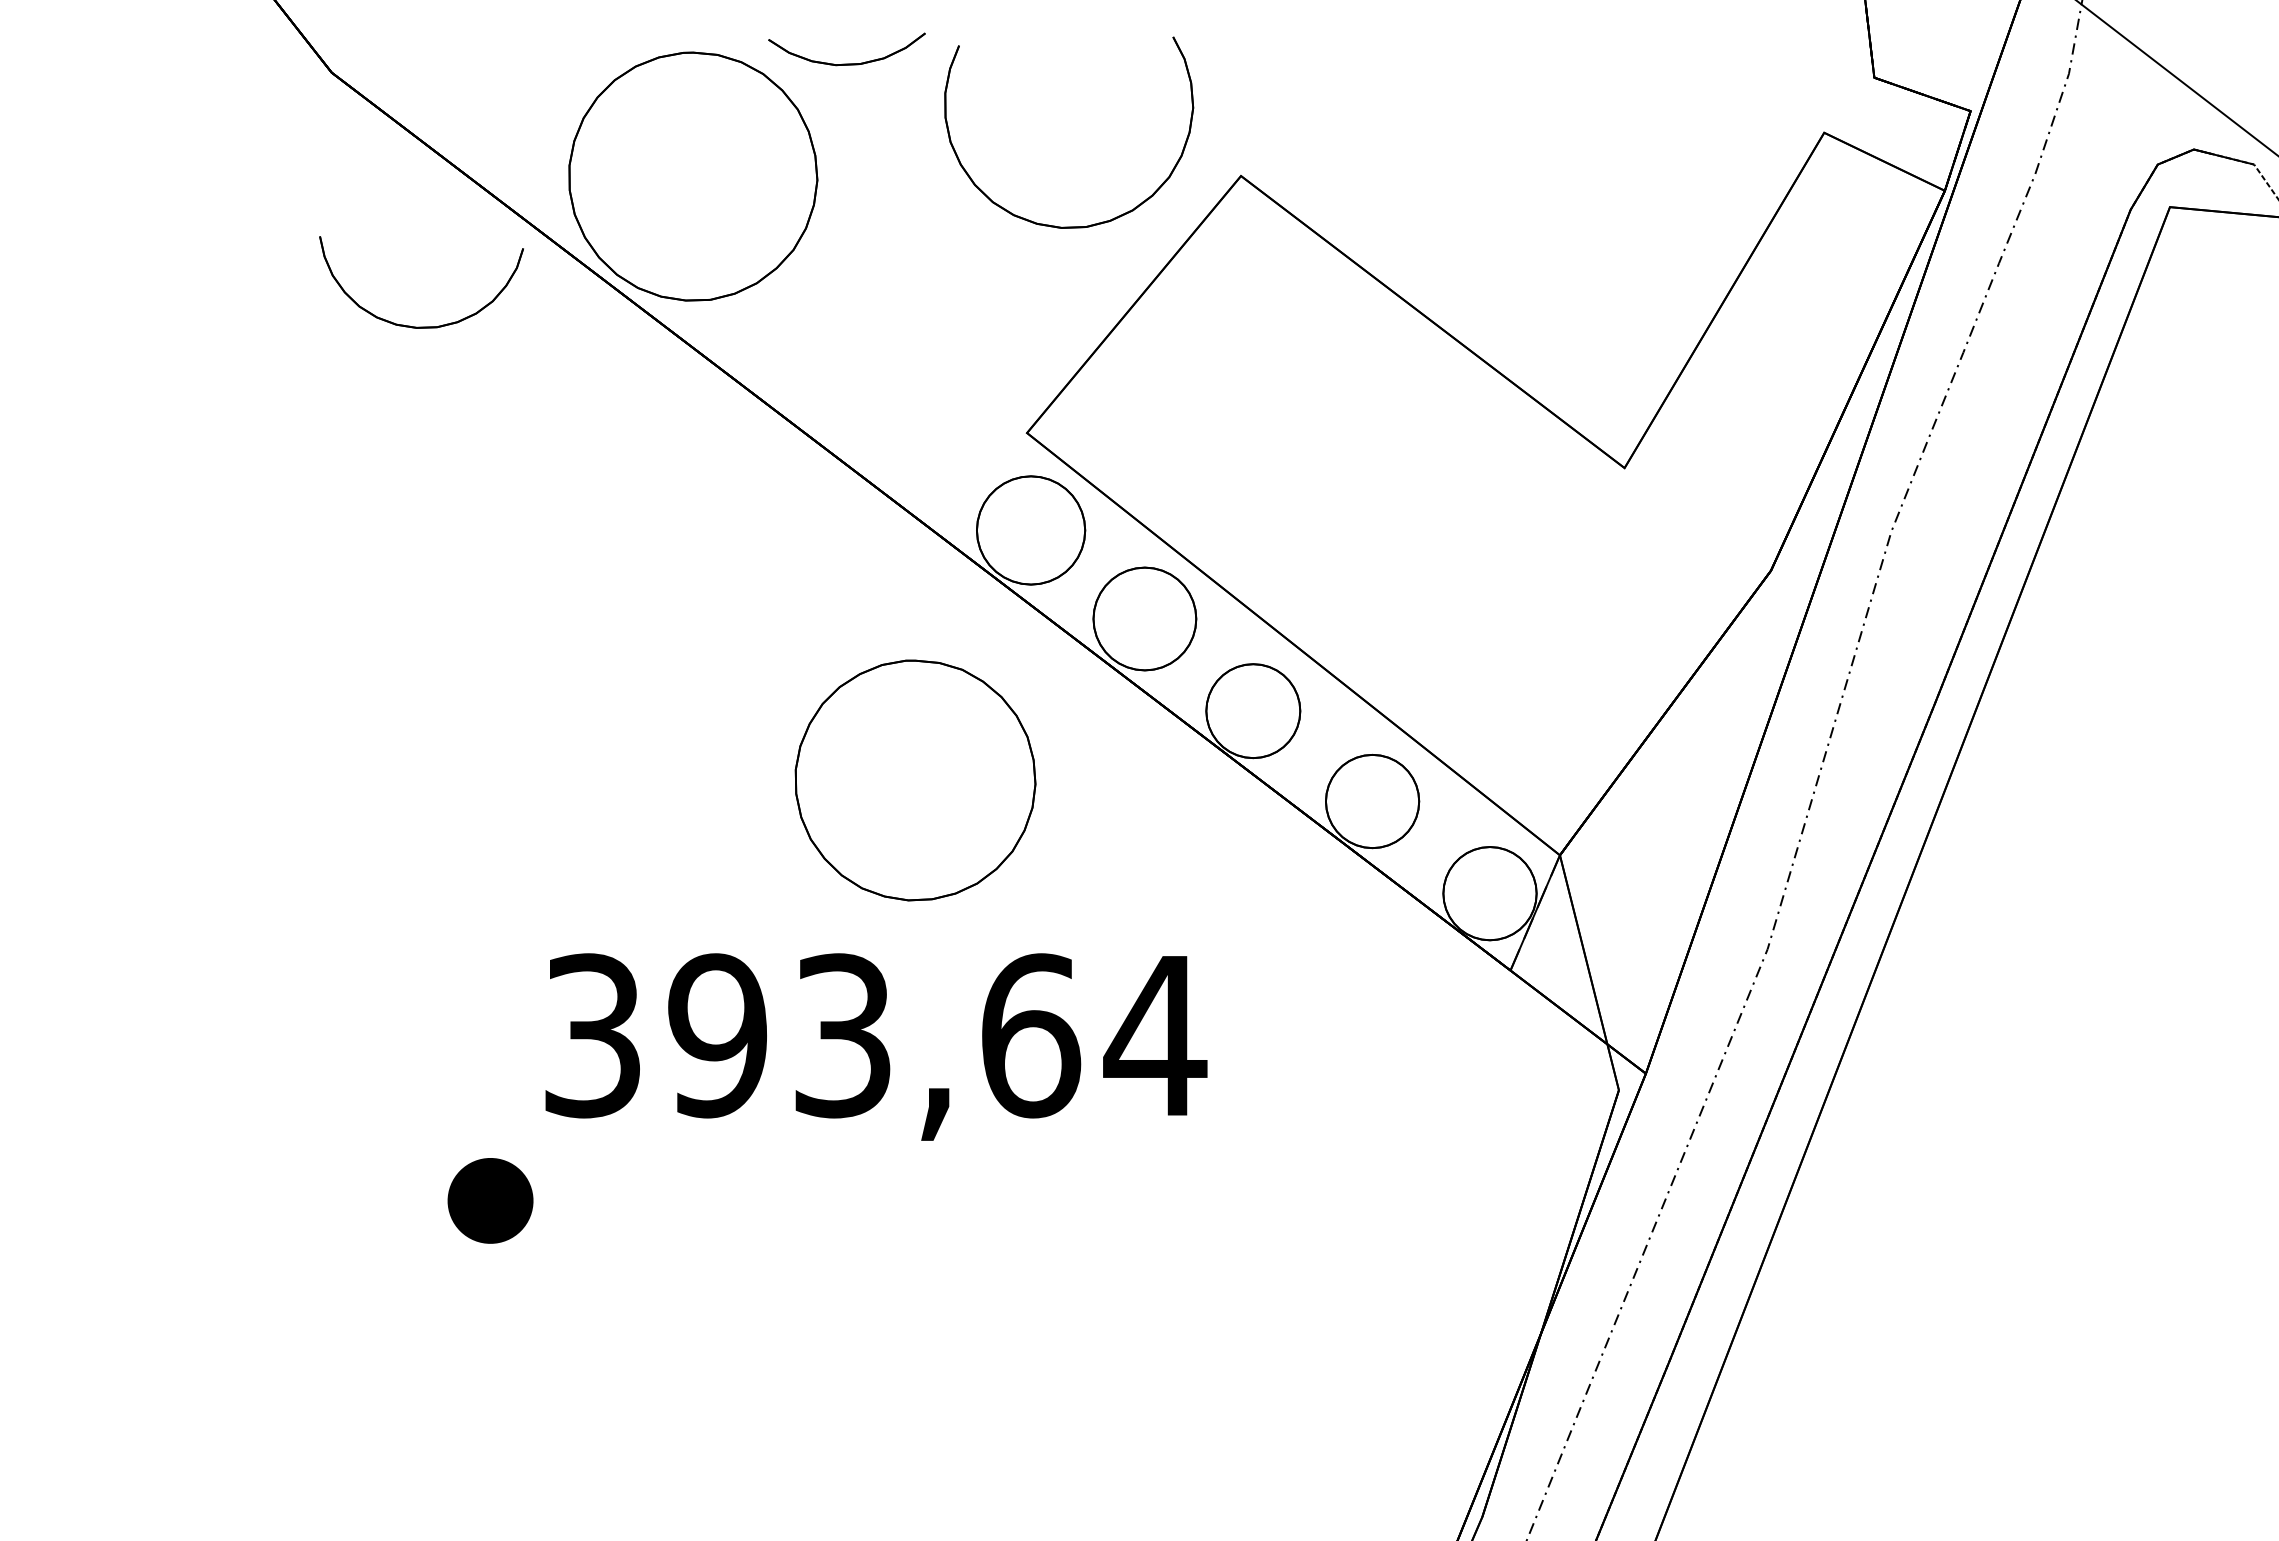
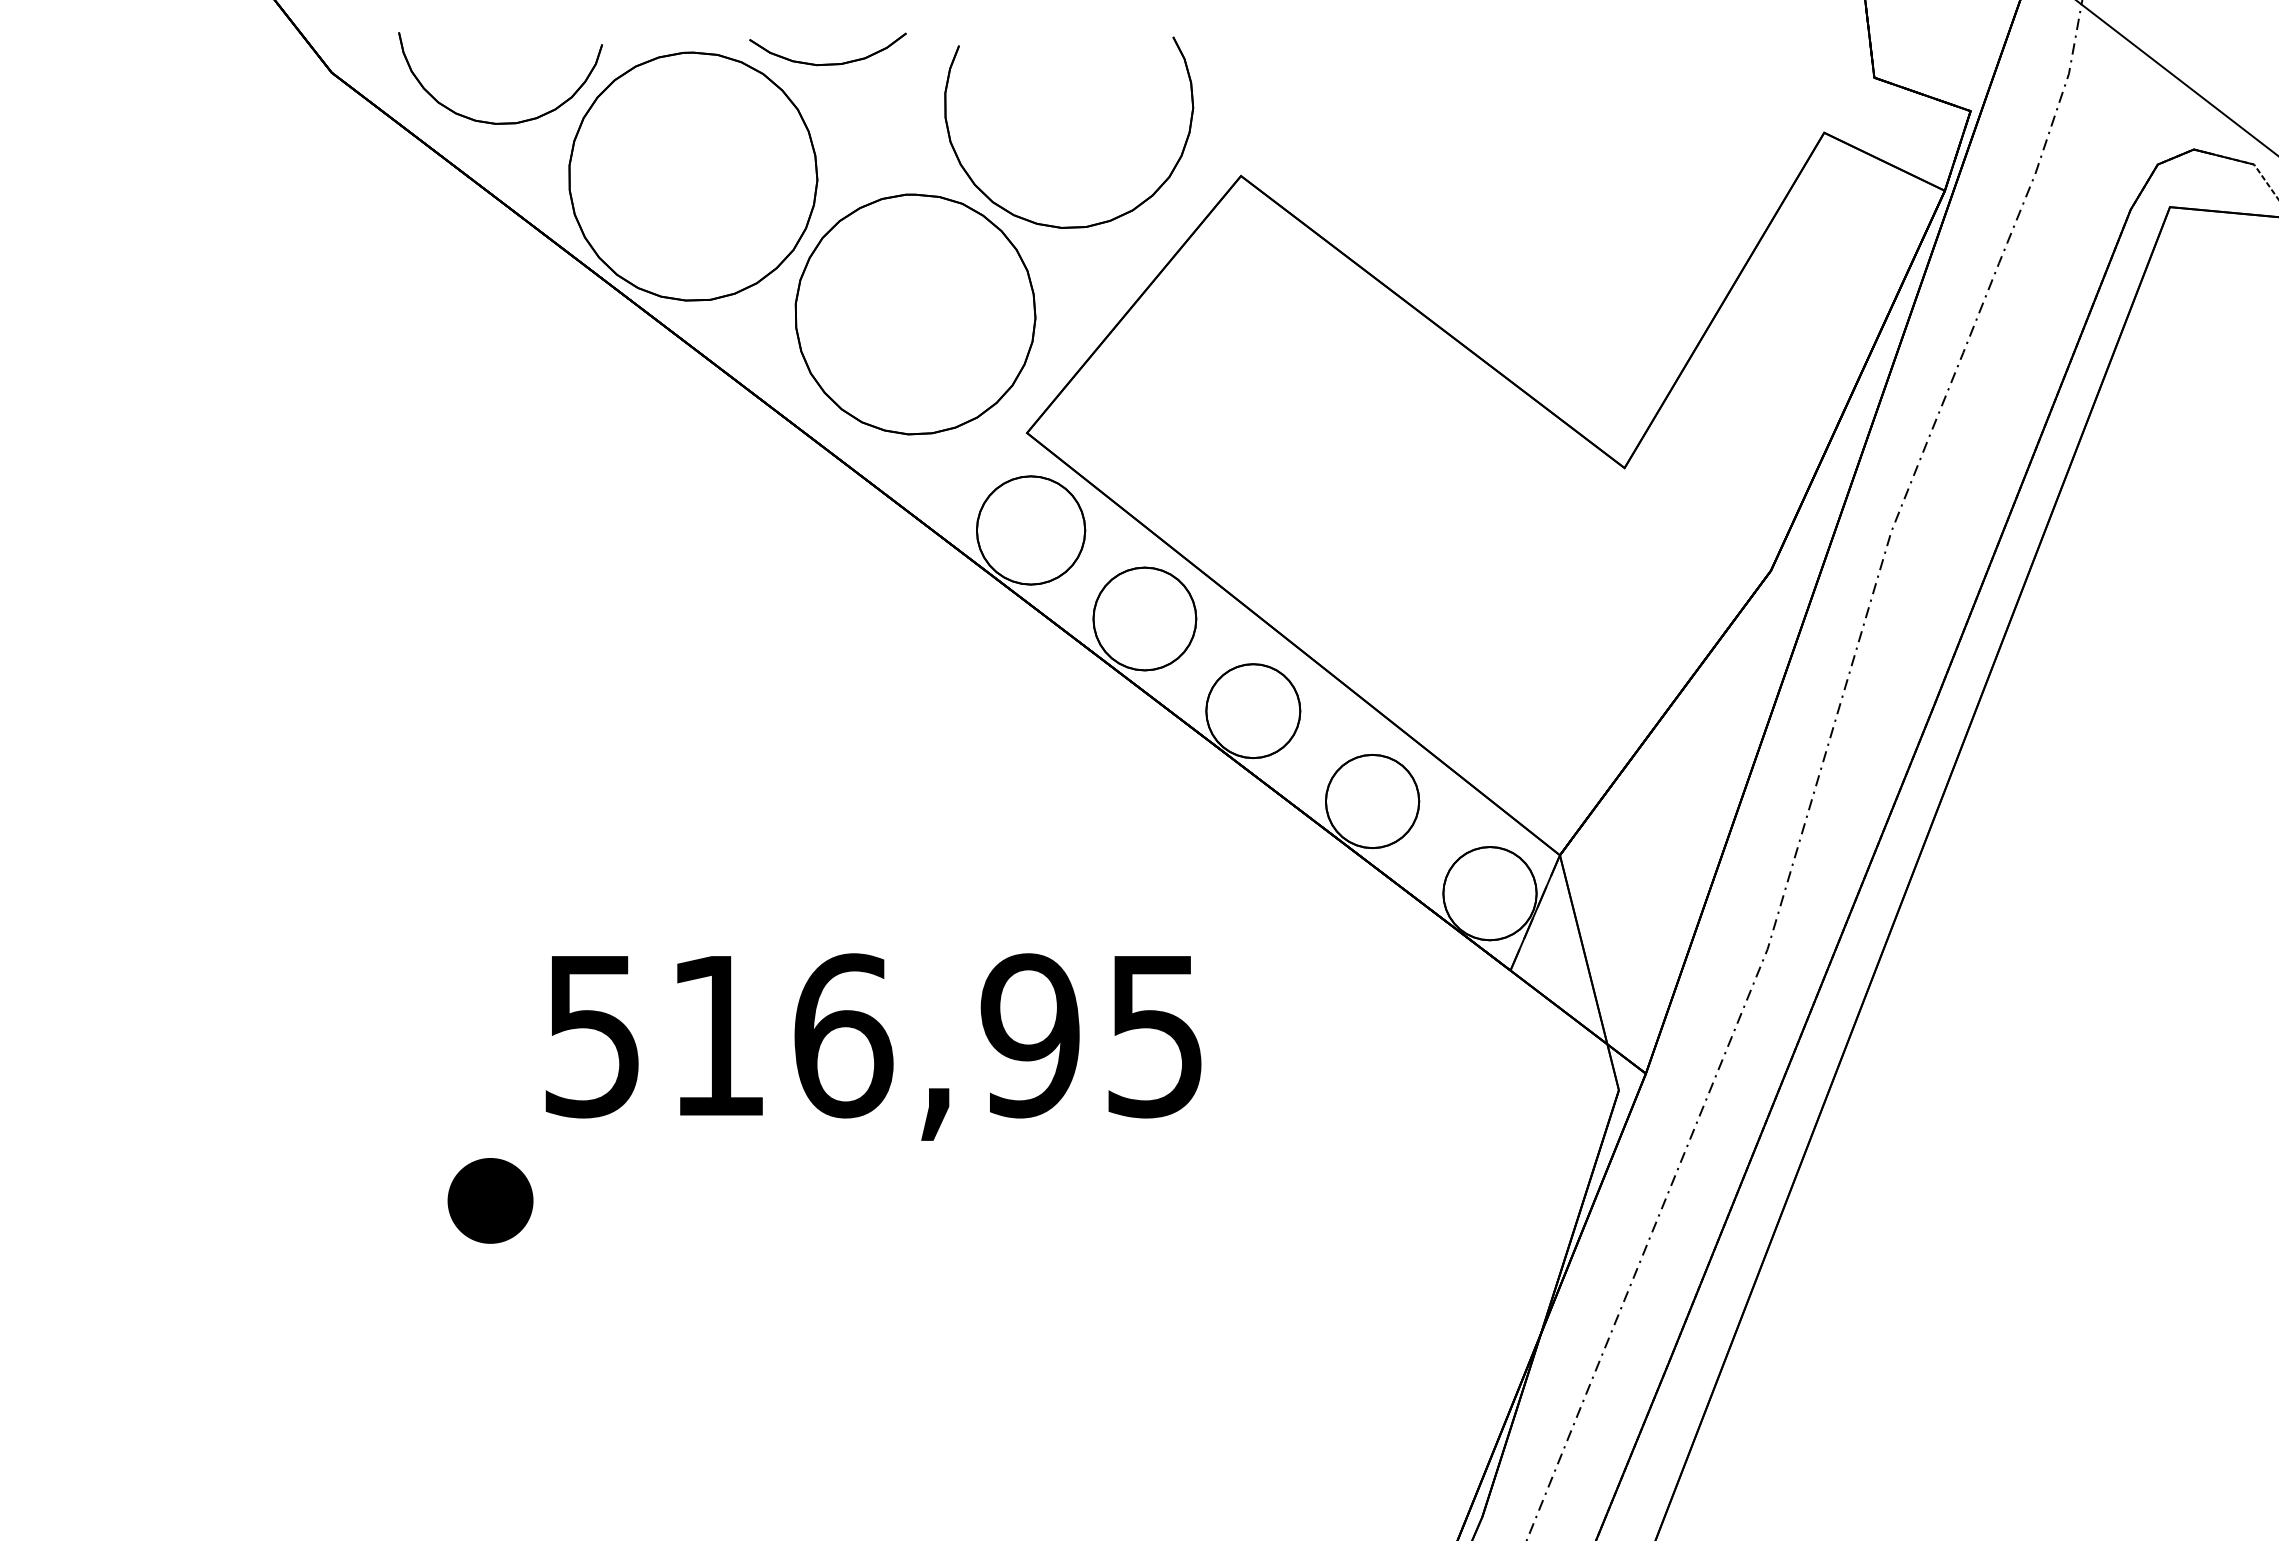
part position: (846, 63) -> (827, 63) (827, 63)
part position: (421, 326) -> (500, 122) (500, 122)
part position: (915, 780) -> (915, 314) (915, 314)
text: 393,64 -> 516,95 (876, 1035)
